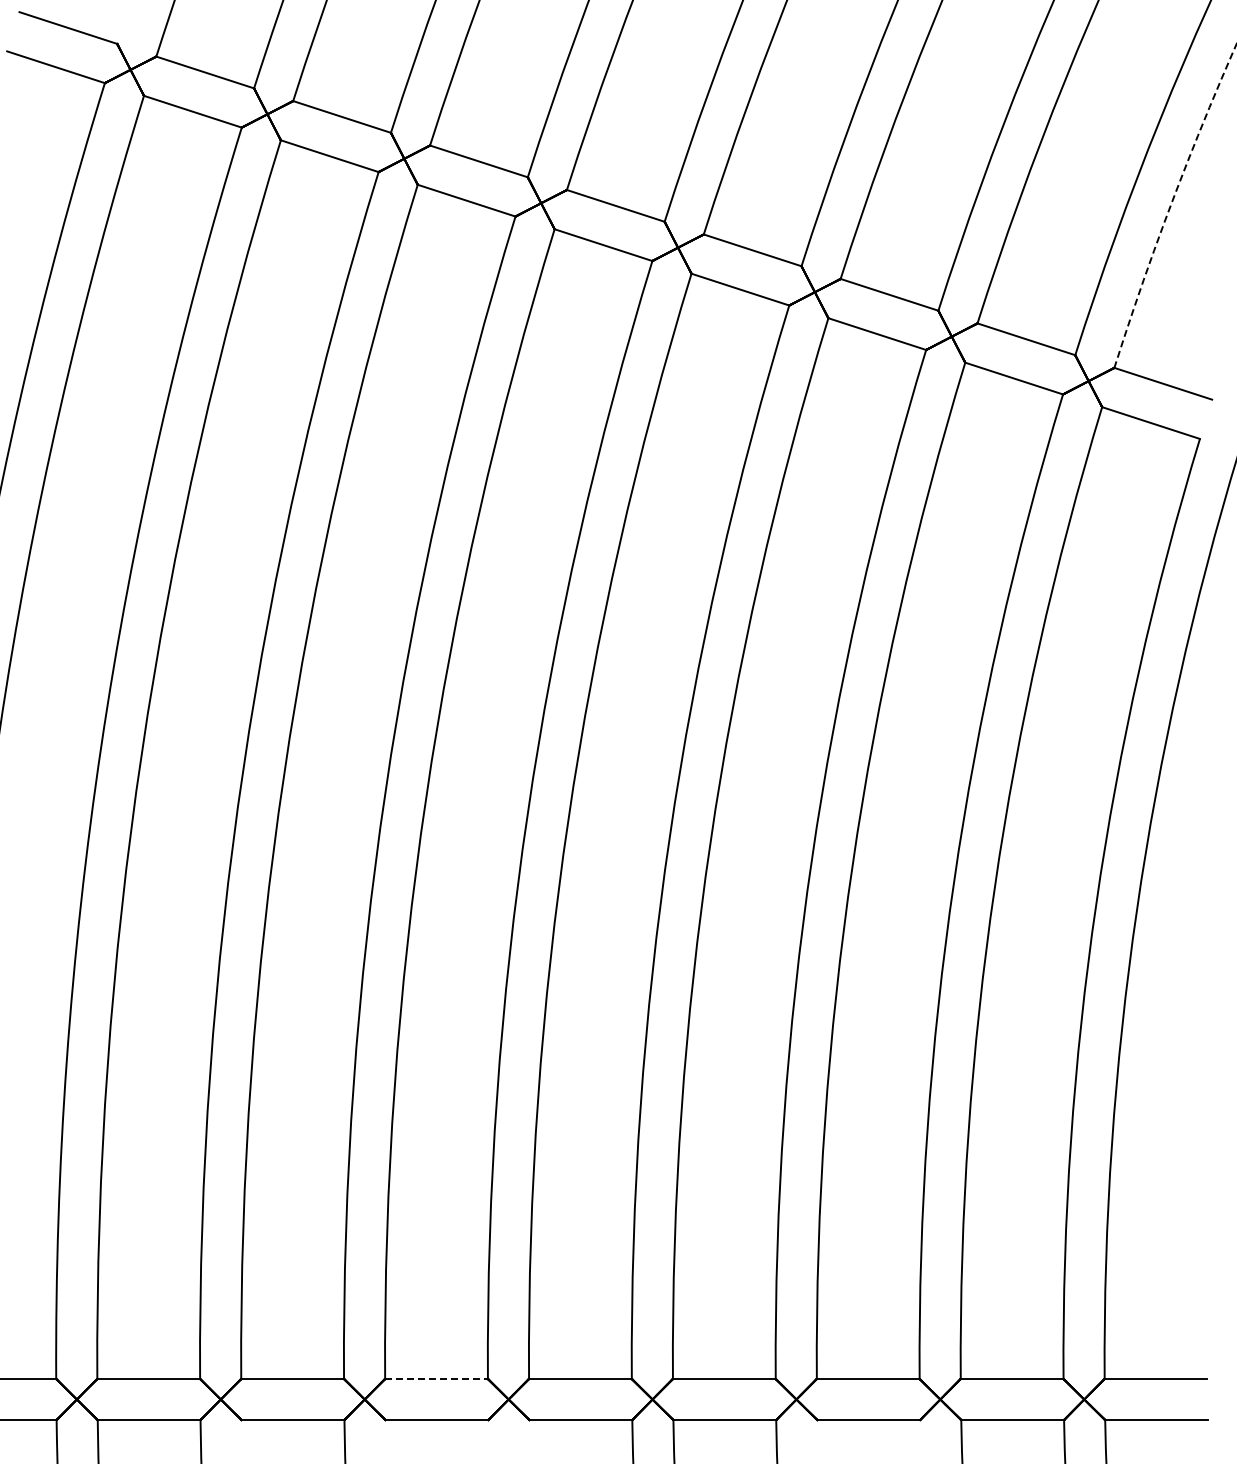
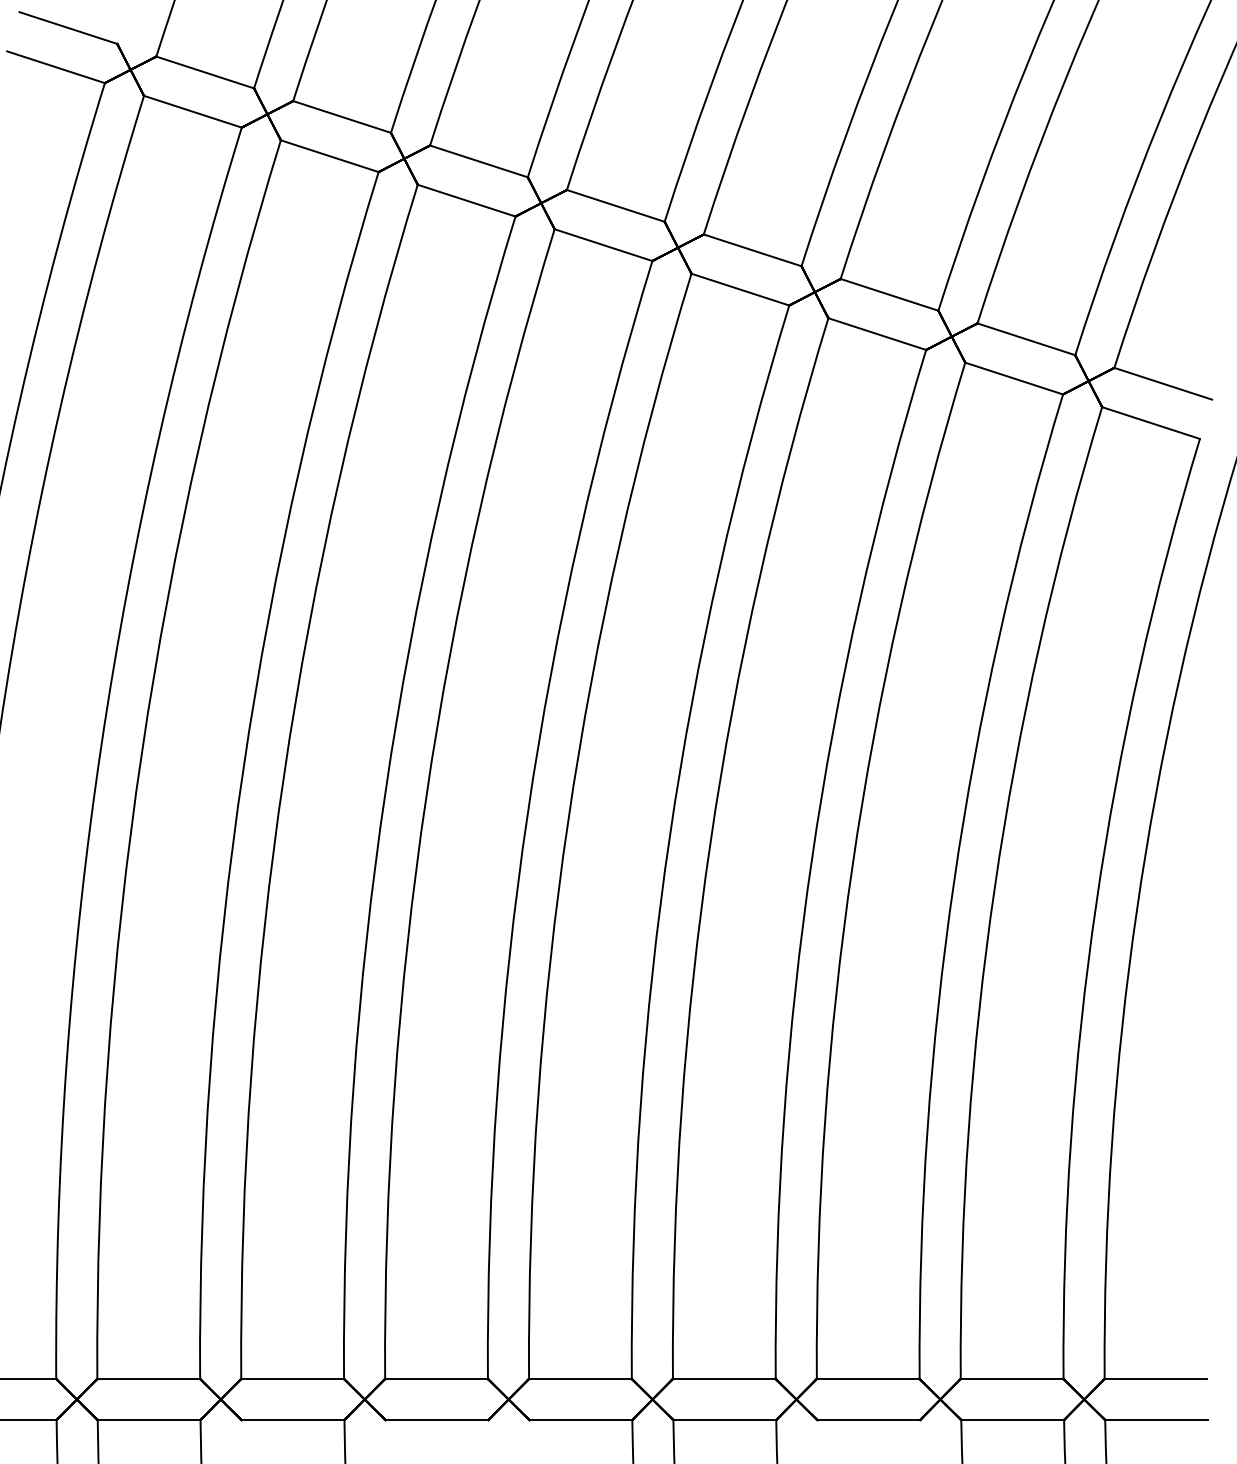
arc: dashed -> solid (1171, 203)
line: dashed -> solid (437, 1378)
